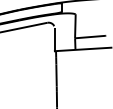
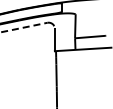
line: solid -> dashed (24, 27)
